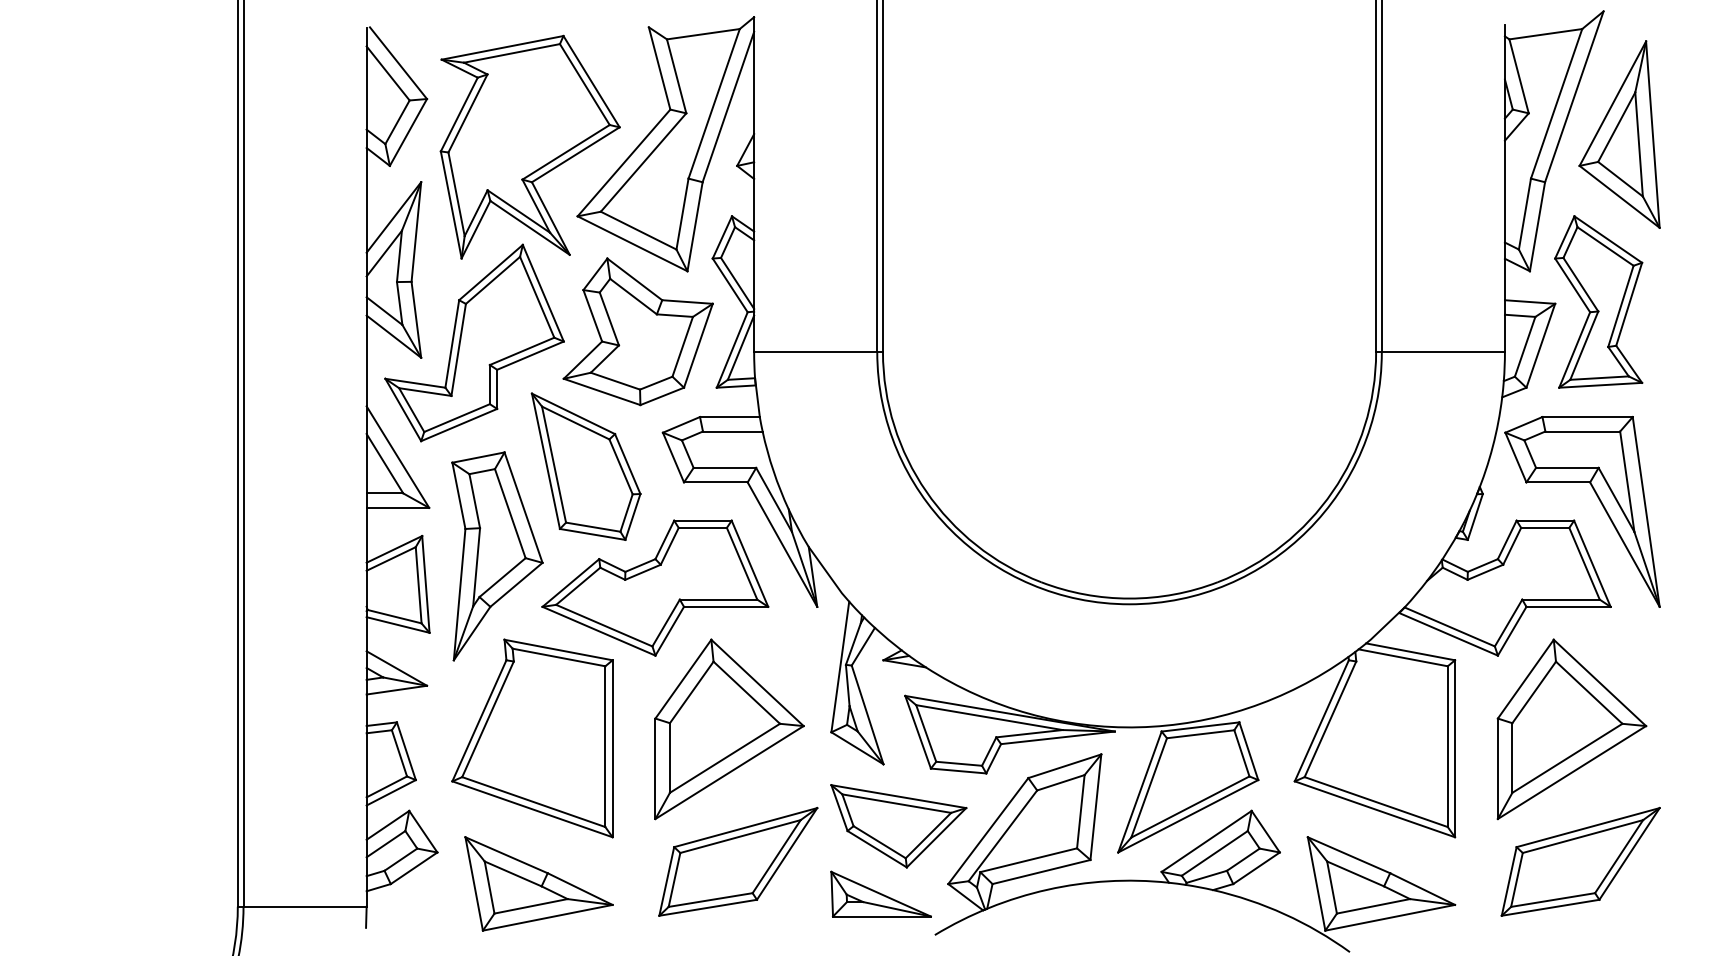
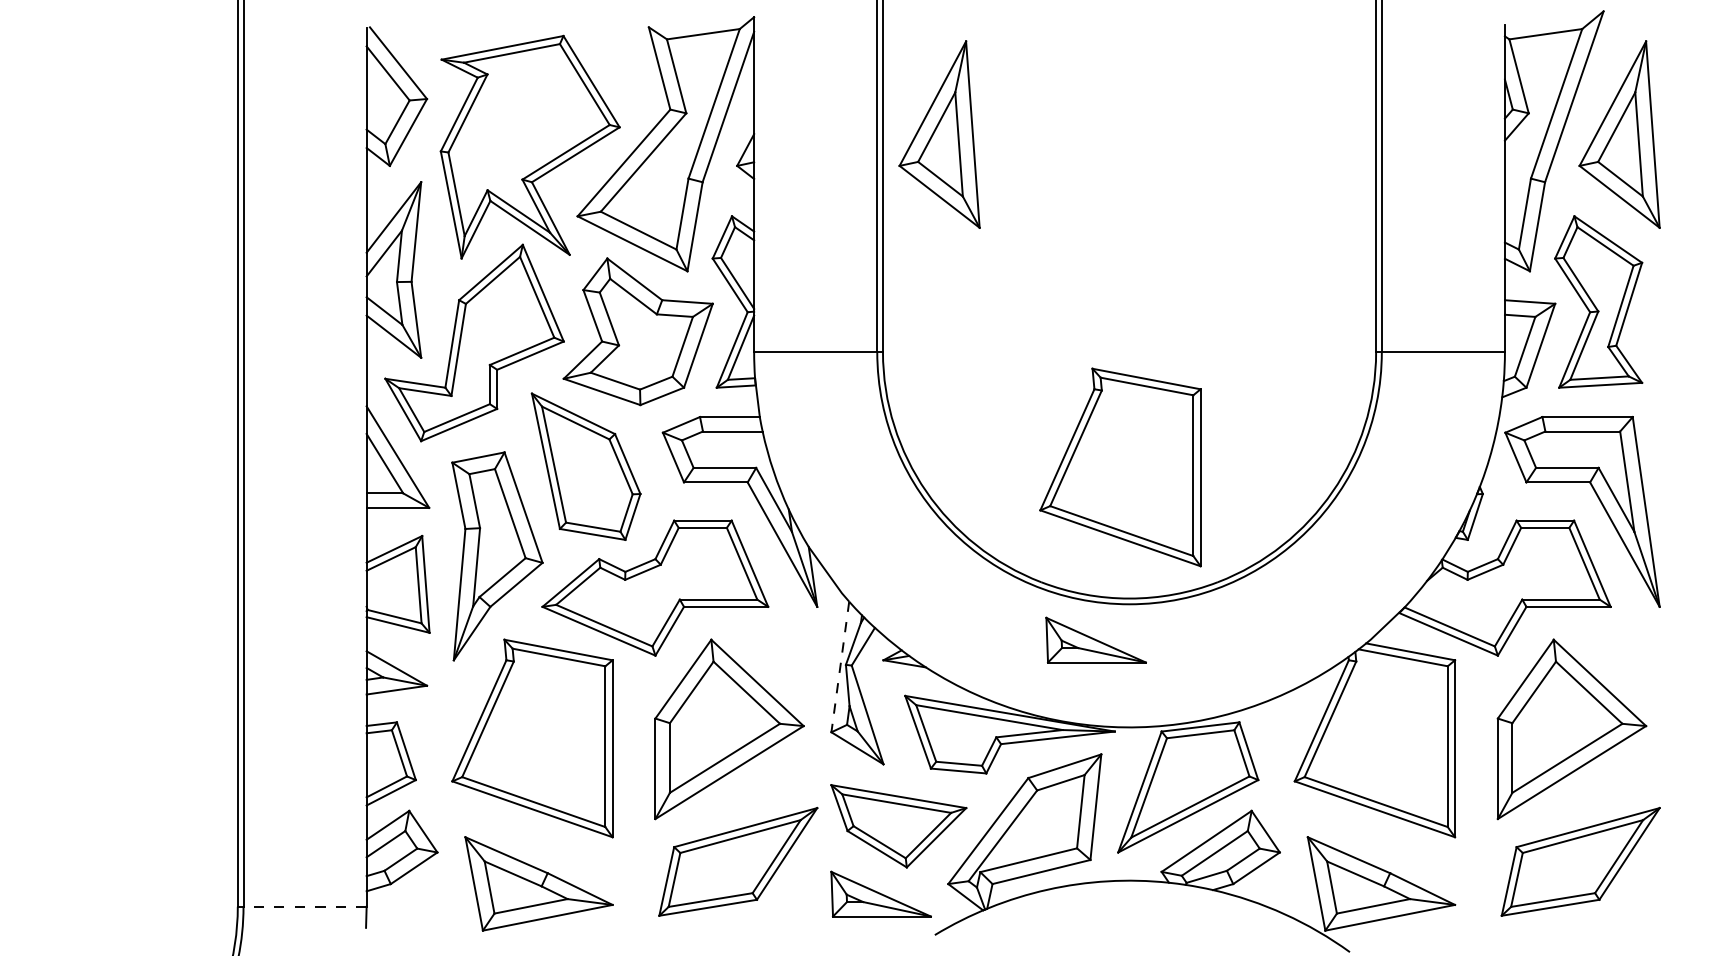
part: none -> present (939, 134)
part: none -> present (1120, 467)
part: none -> present (1095, 639)
line: solid -> dashed (840, 666)
line: solid -> dashed (305, 906)
